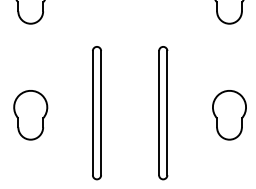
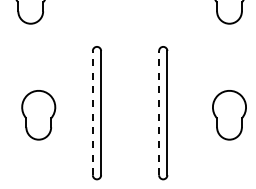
line: solid -> dashed (92, 112)
line: solid -> dashed (159, 112)
part position: (30, 115) -> (38, 115) (38, 115)
